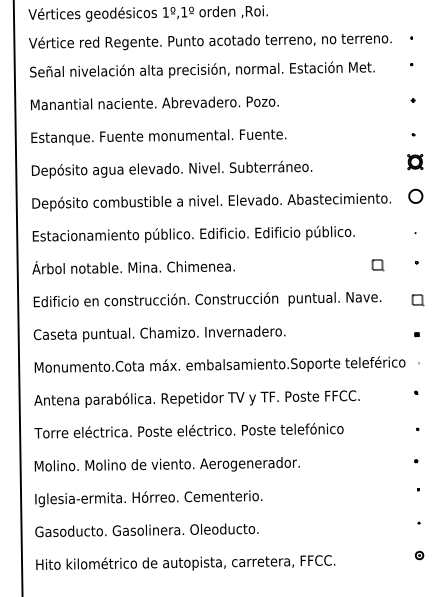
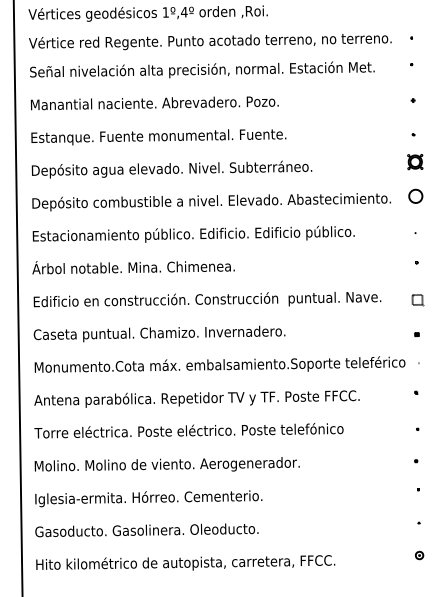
text: 1º,1º -> 1º,4º (183, 12)
part: present -> none (377, 265)
